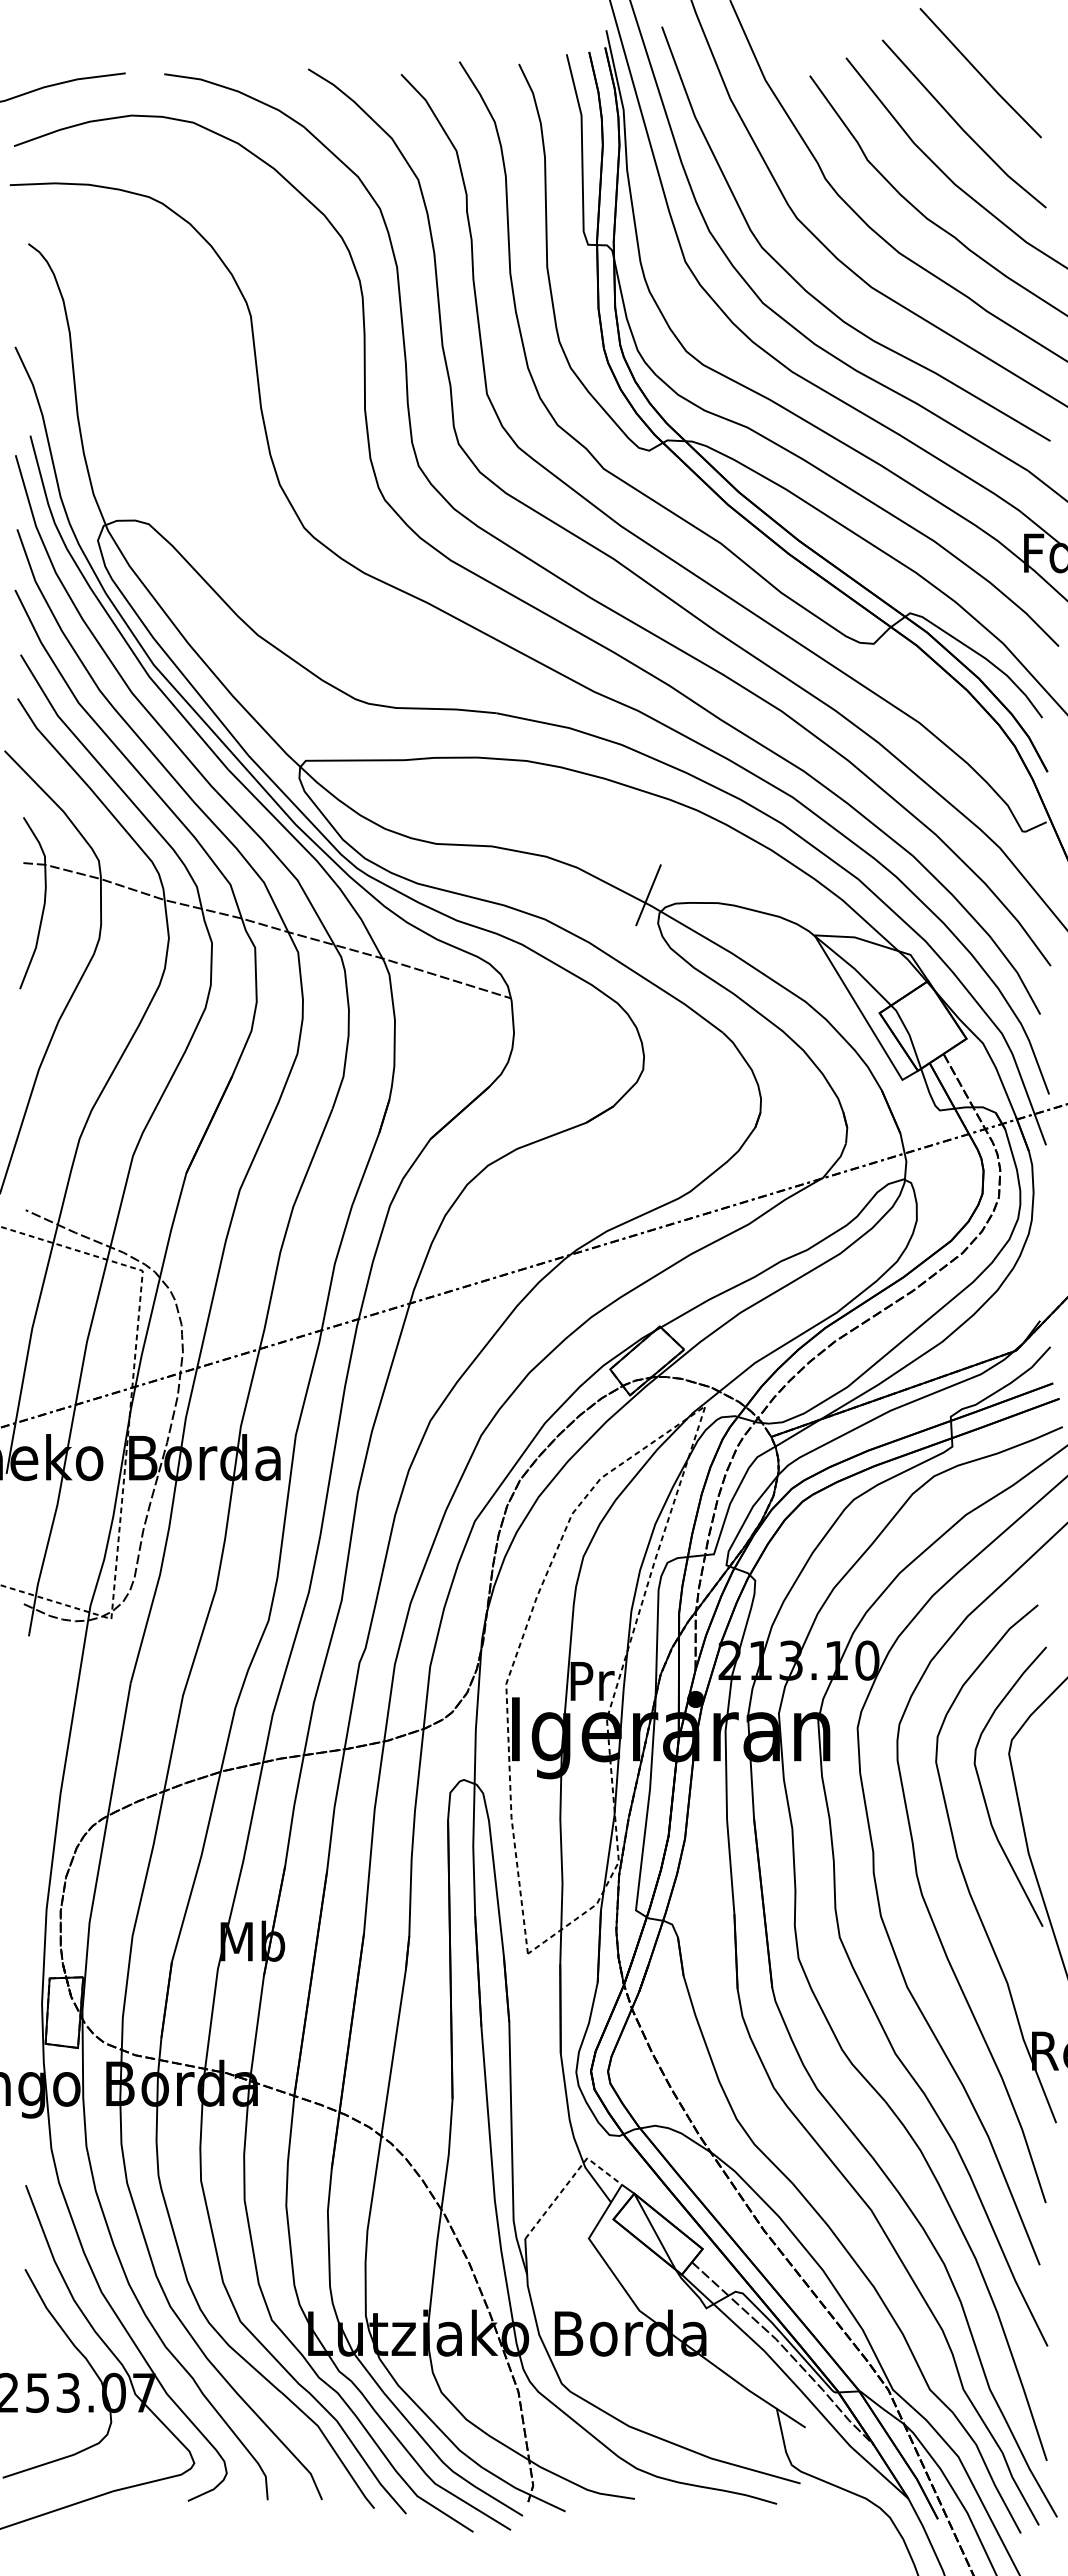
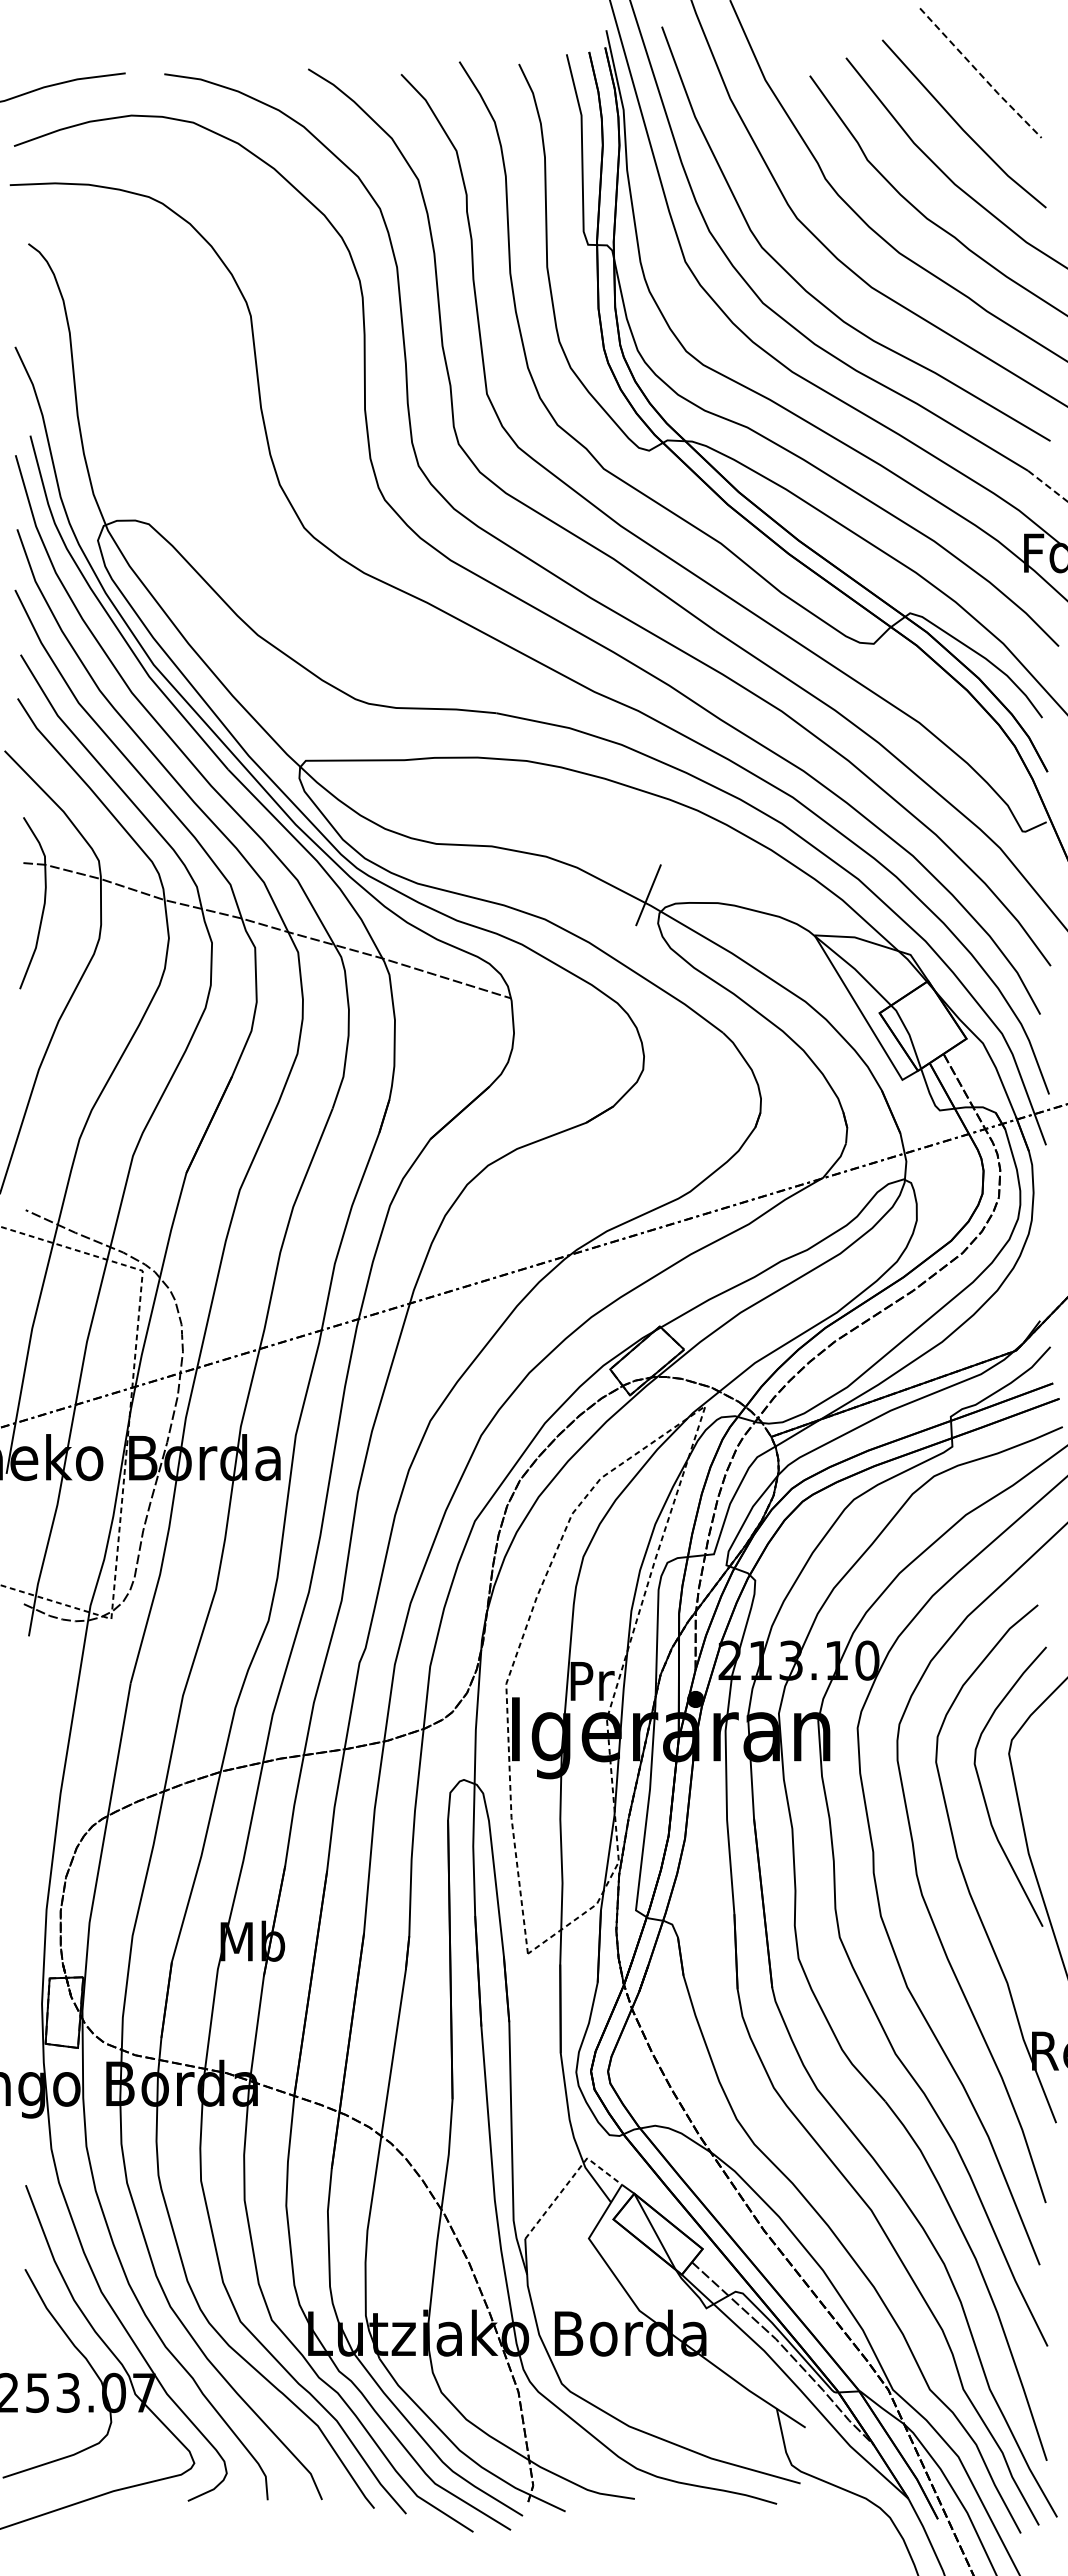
line: solid -> dashed (980, 74)
line: solid -> dashed (1047, 486)
